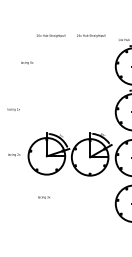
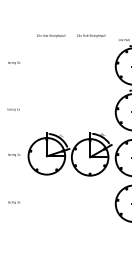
text position: (27, 62) -> (14, 62) (14, 62)
text position: (43, 197) -> (13, 202) (13, 202)
